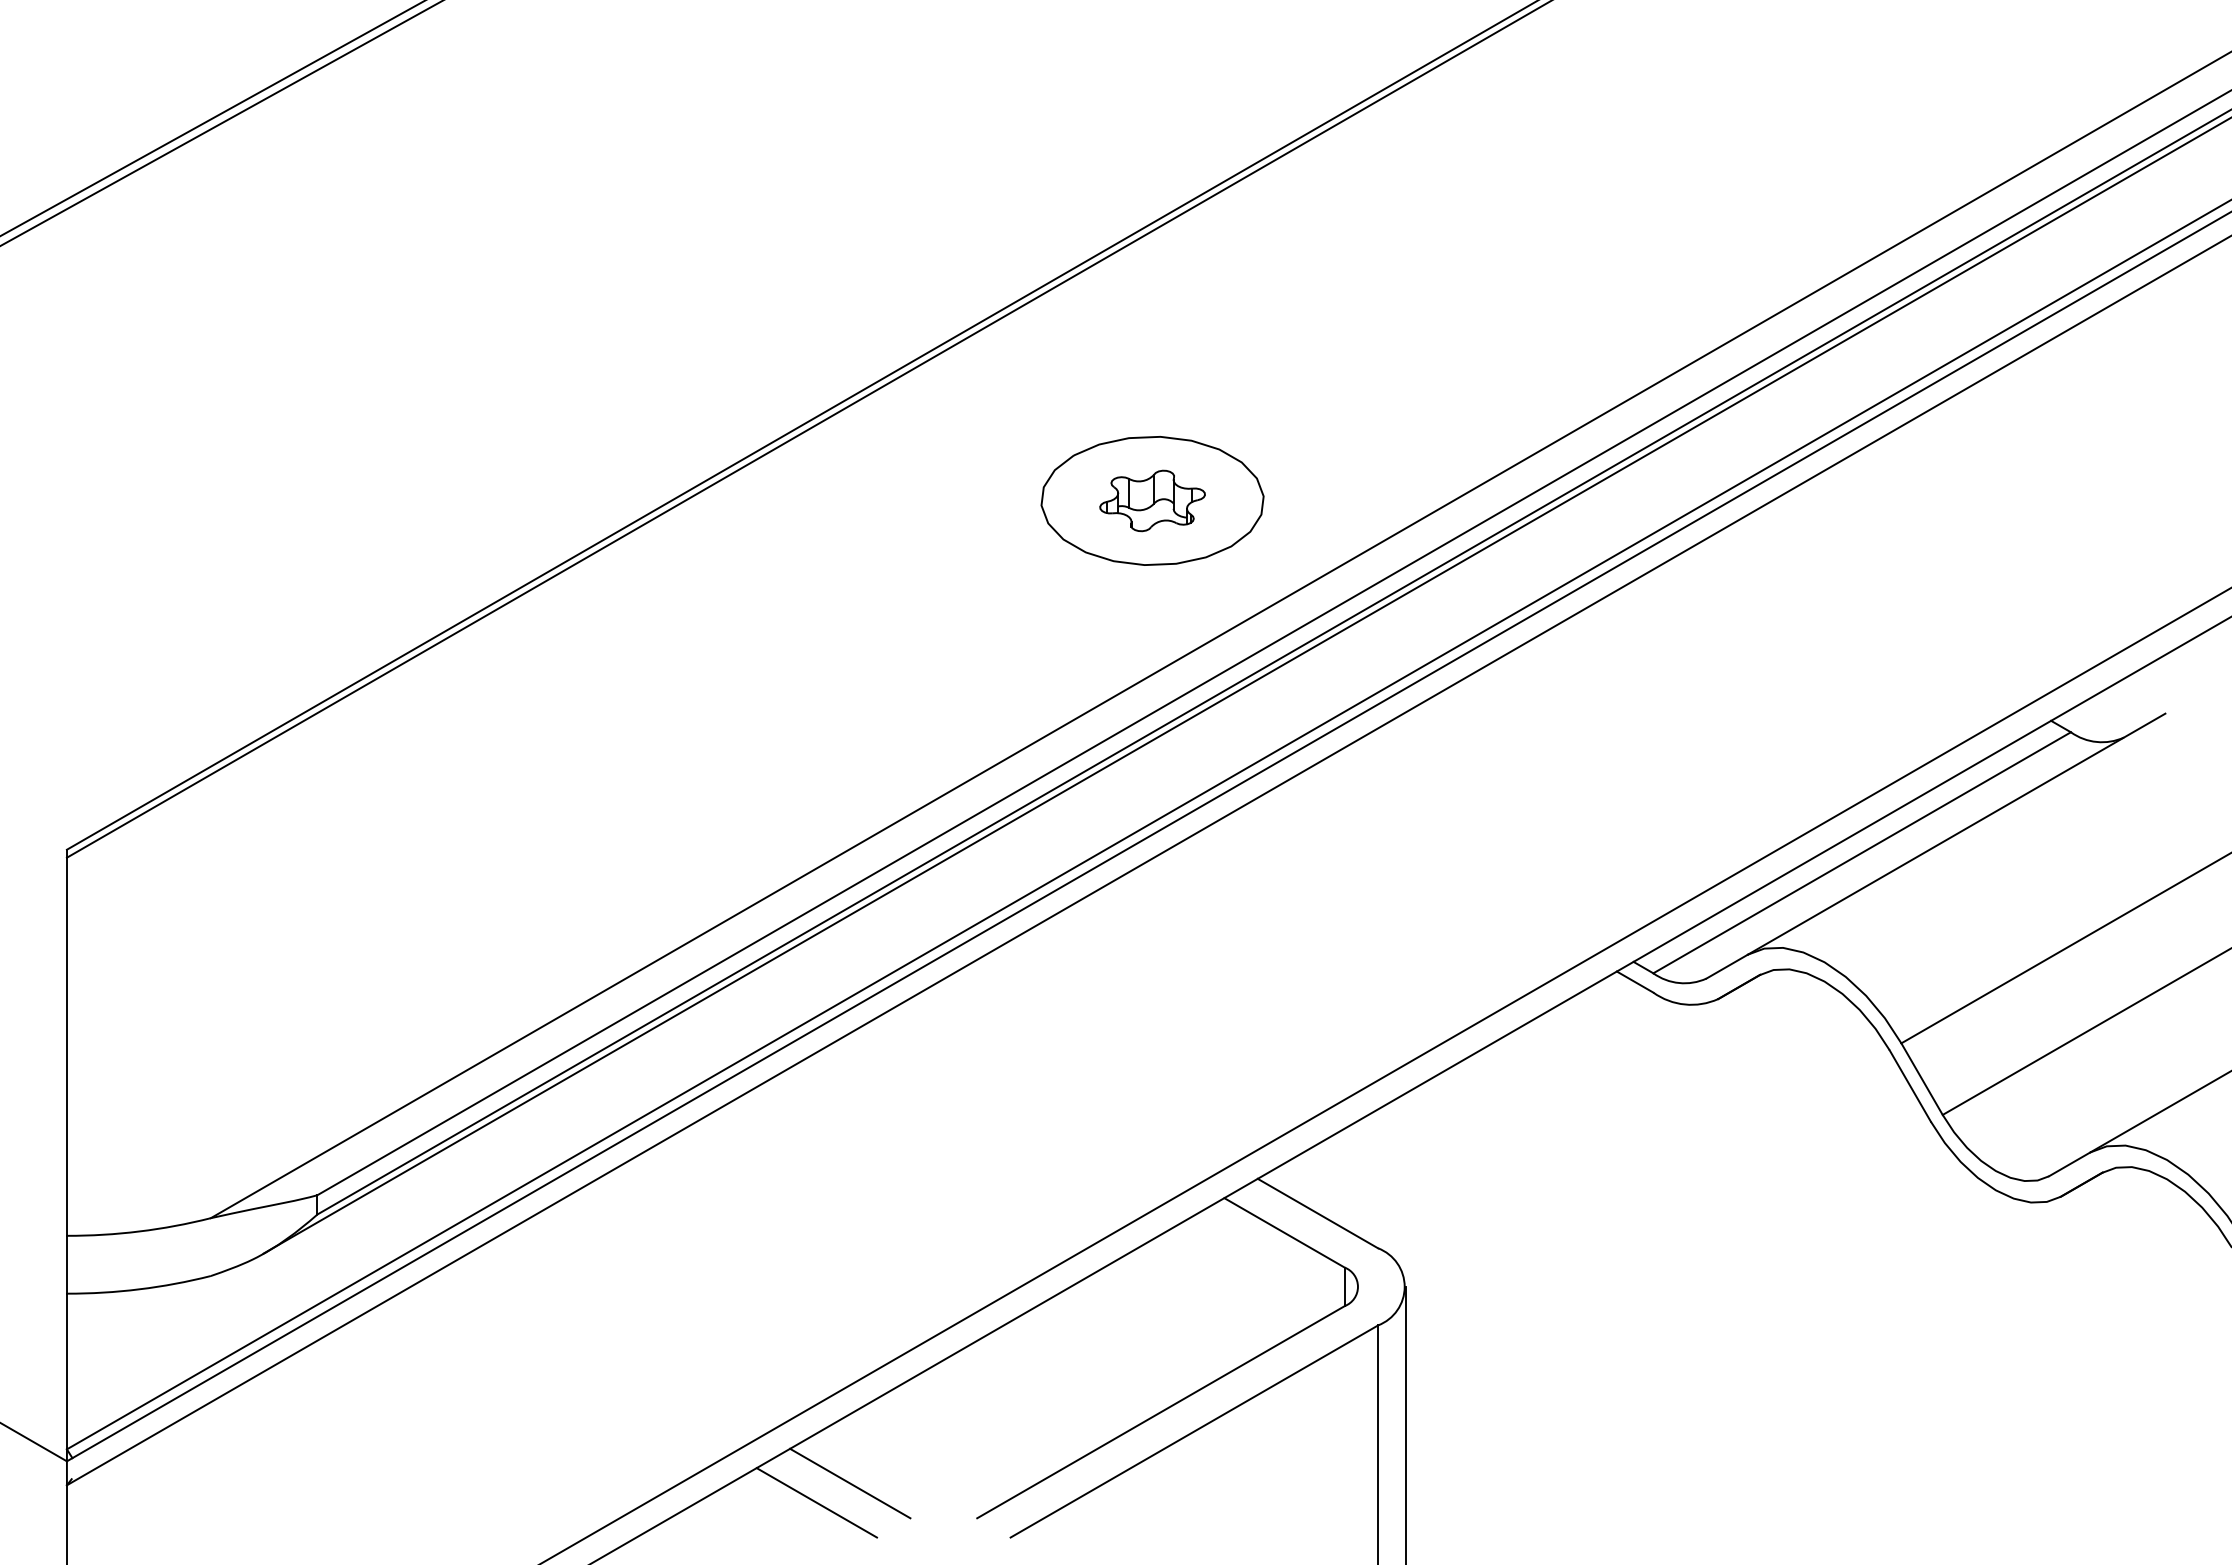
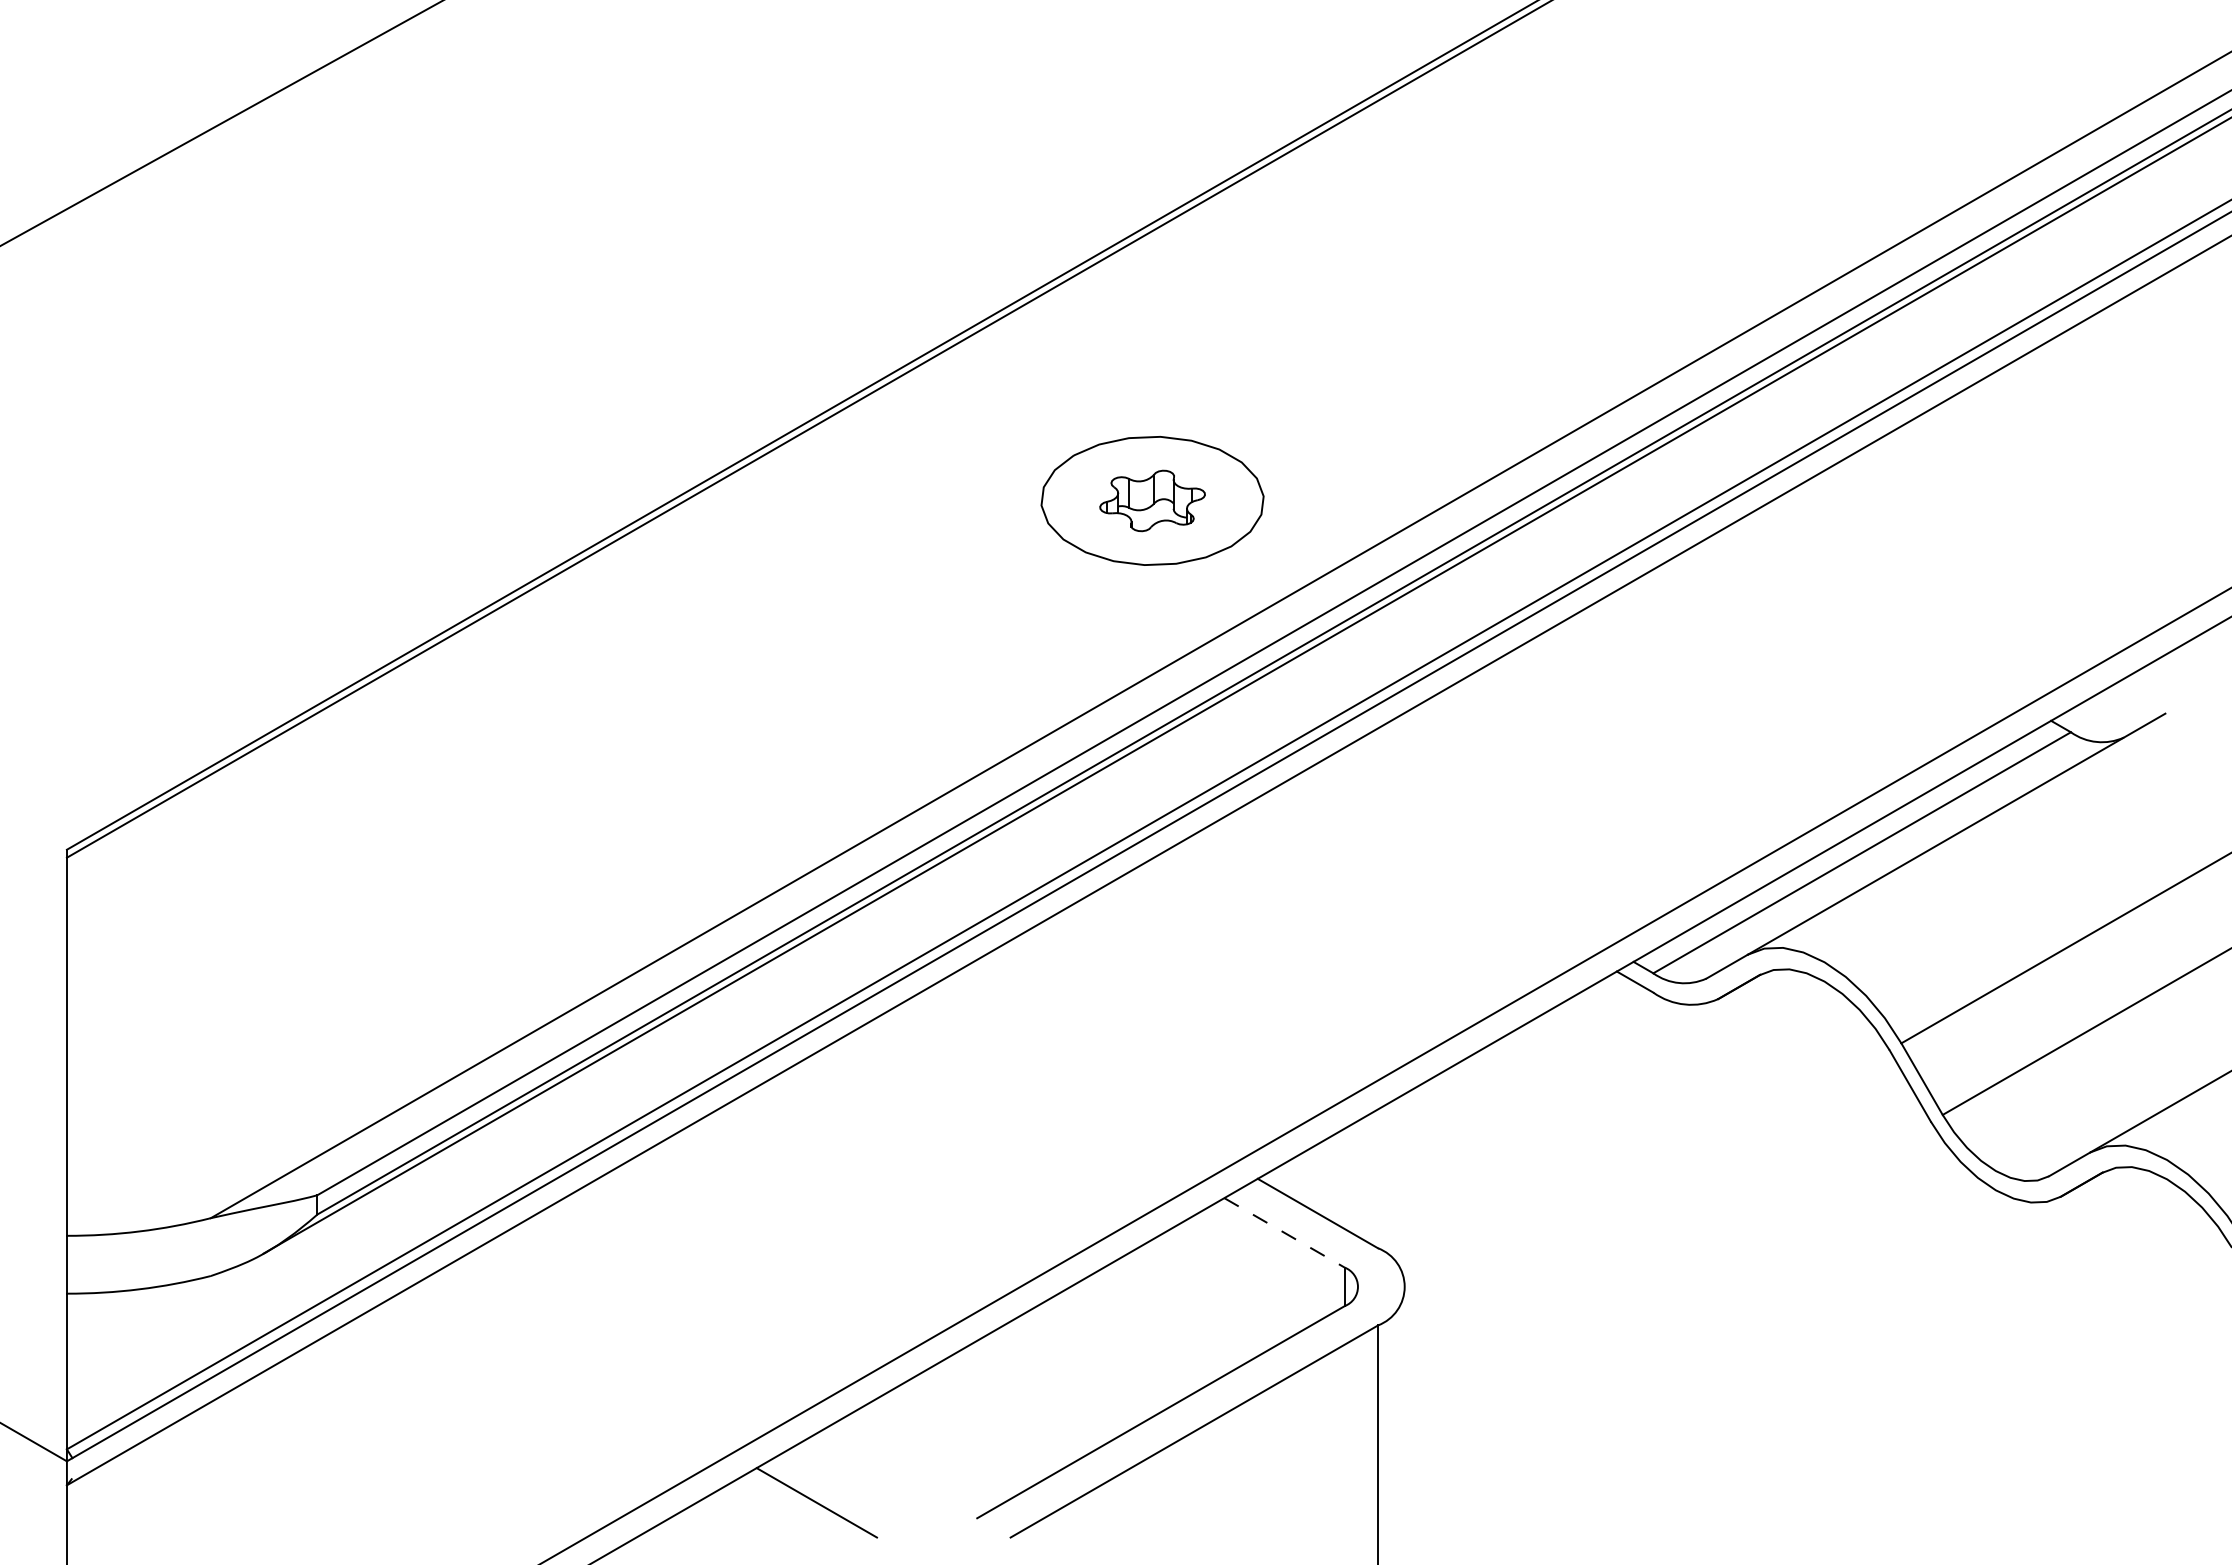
line: present -> none (211, 118)
line: solid -> dashed (1284, 1233)
line: present -> none (1405, 1423)
line: present -> none (850, 1483)
